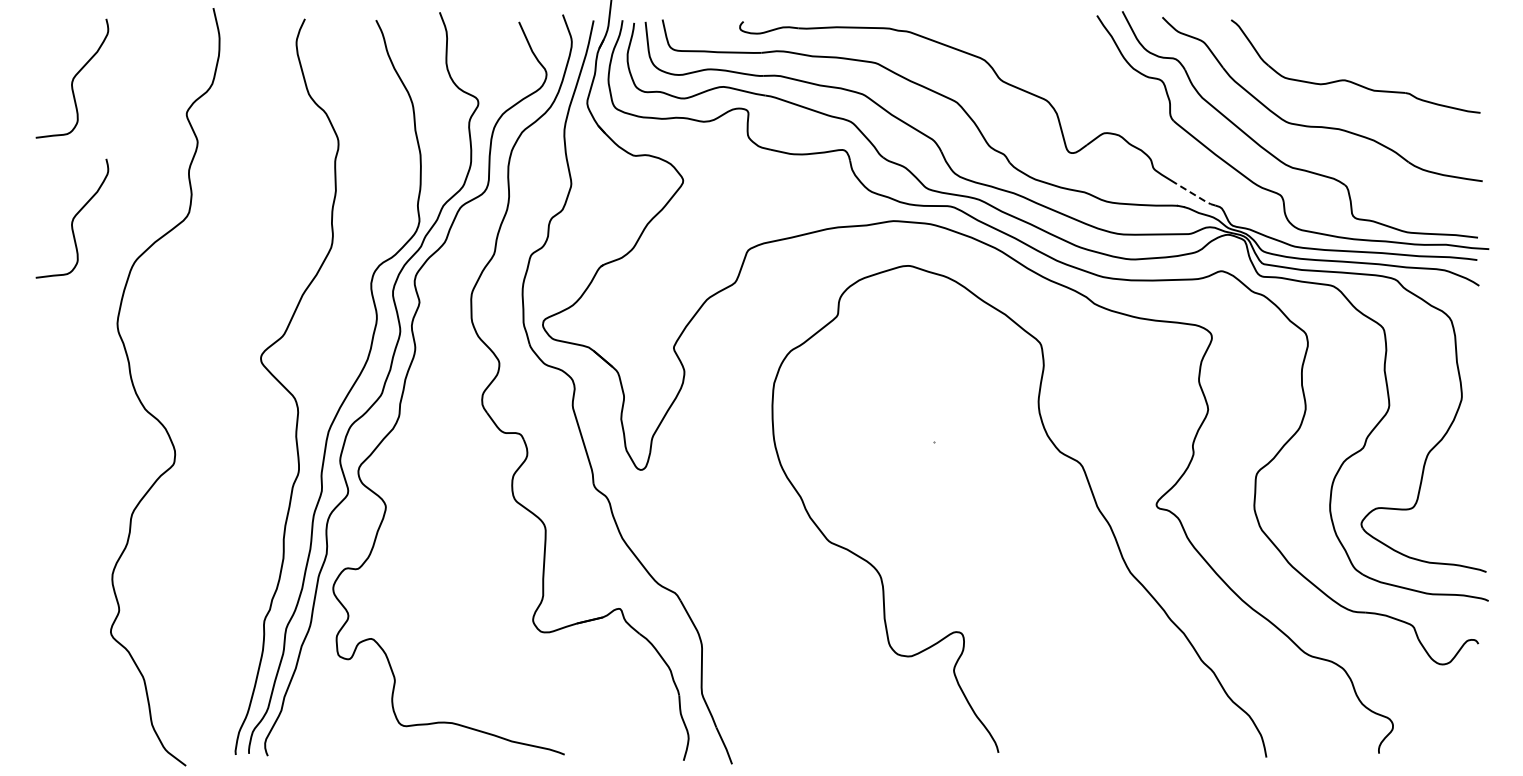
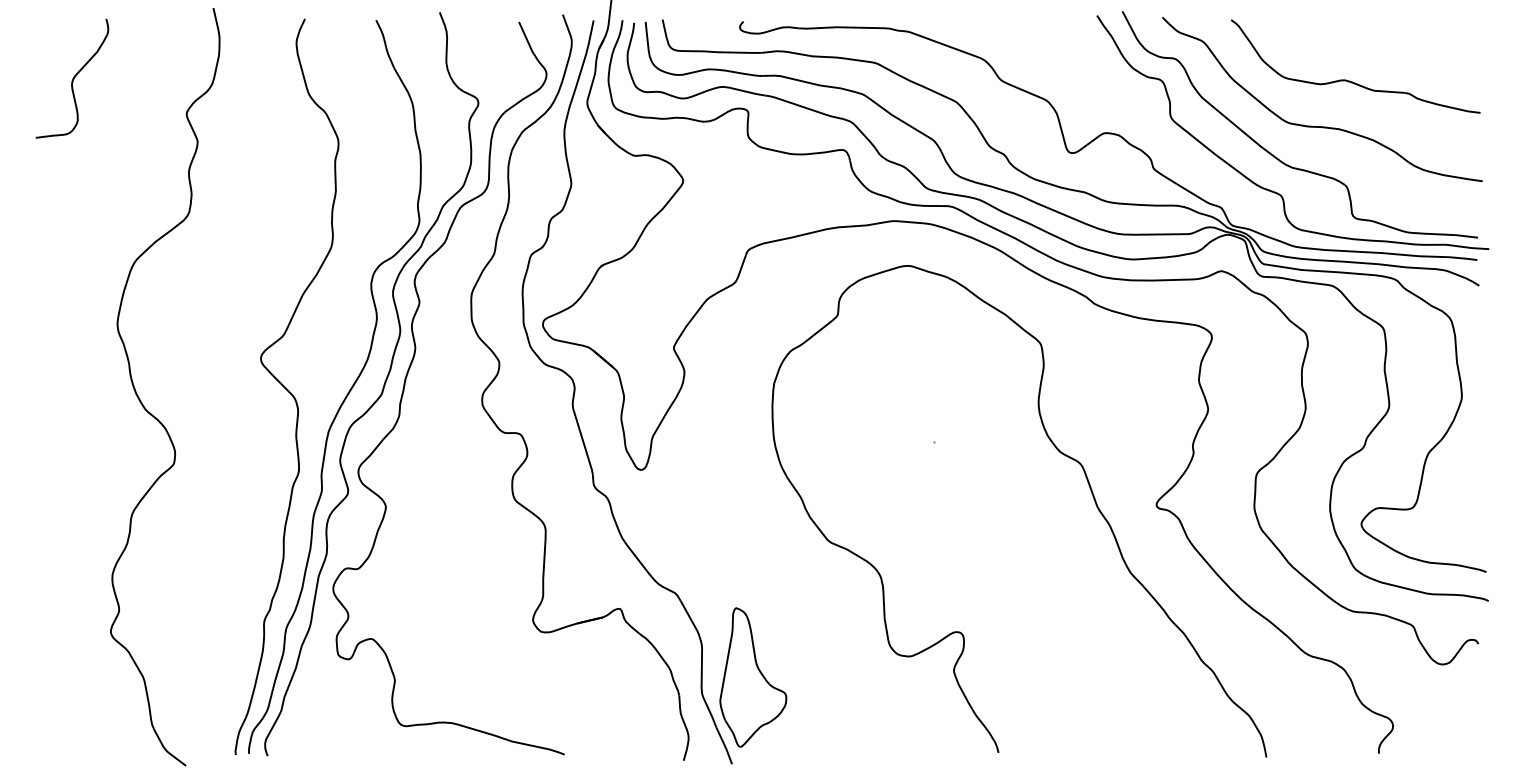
line: dashed -> solid (1196, 196)
curve: present -> none (72, 218)
part: none -> present (753, 677)
